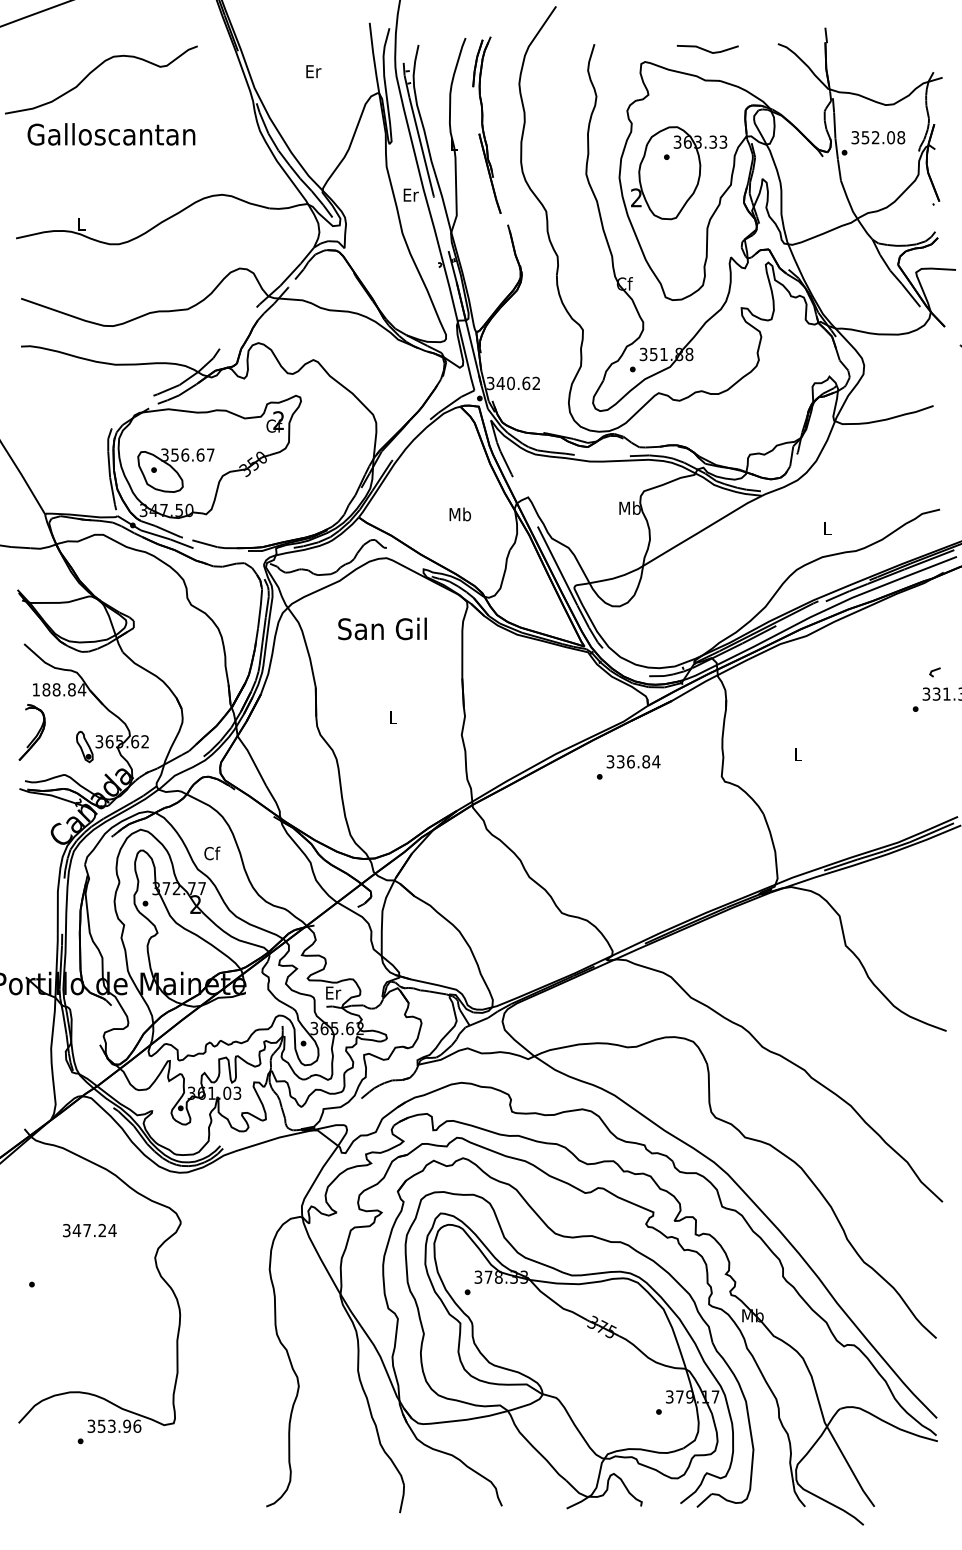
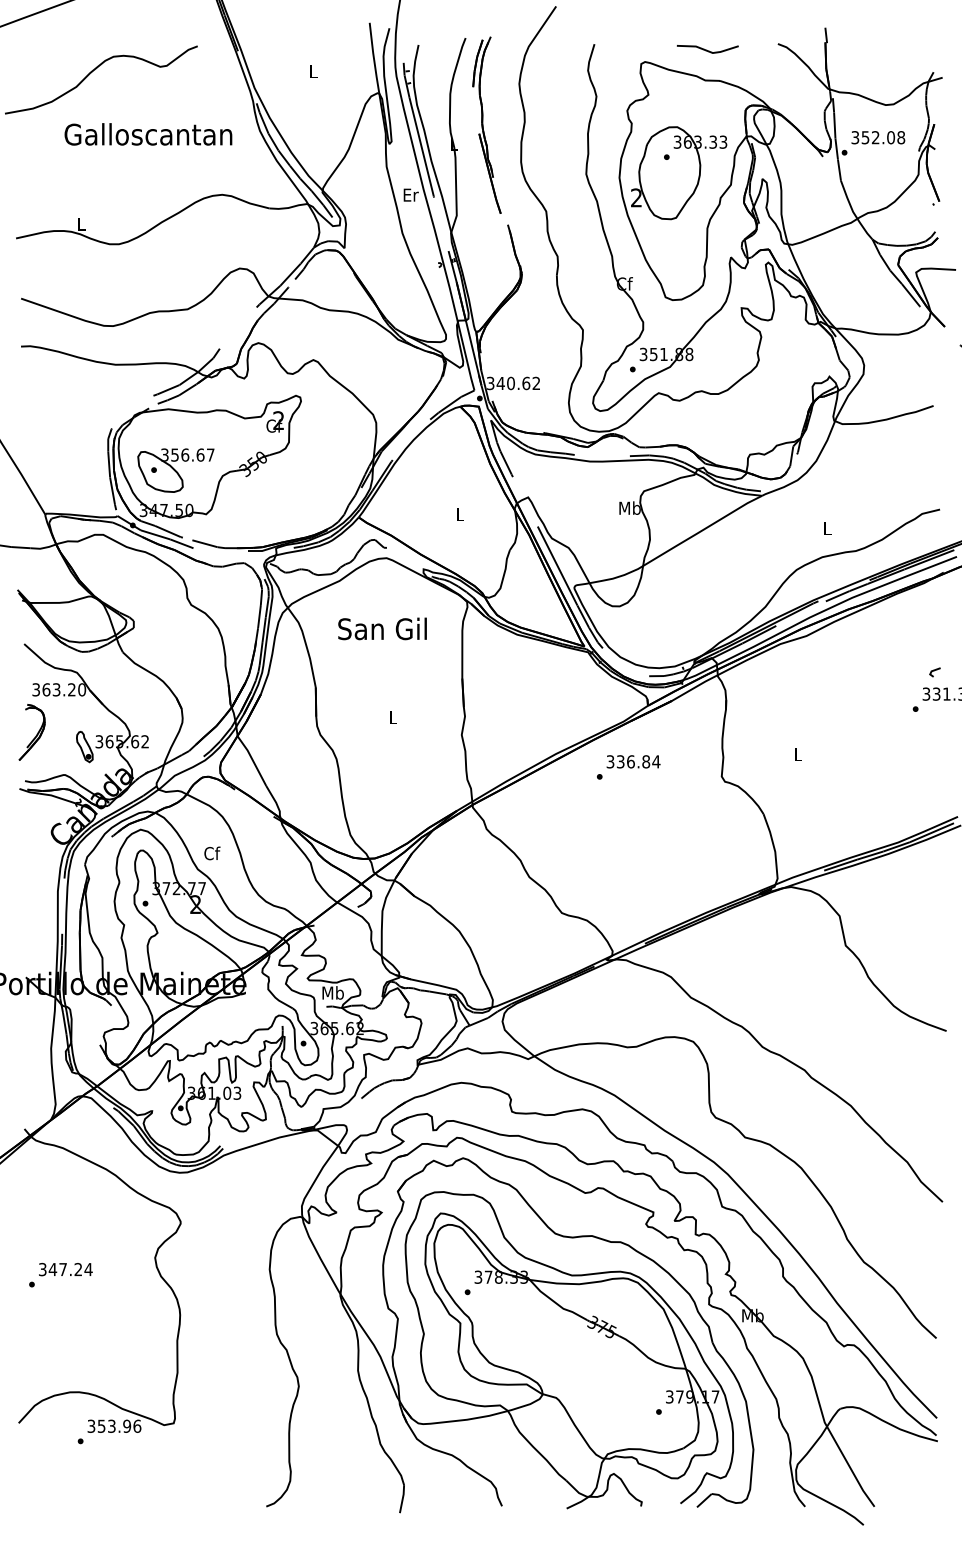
text: Er -> L (313, 71)
text position: (111, 134) -> (148, 134) (148, 134)
text: Mb -> L (460, 514)
text: 188.84 -> 363.20 (59, 689)
text: Er -> Mb (332, 992)
text position: (89, 1230) -> (65, 1269) (65, 1269)
